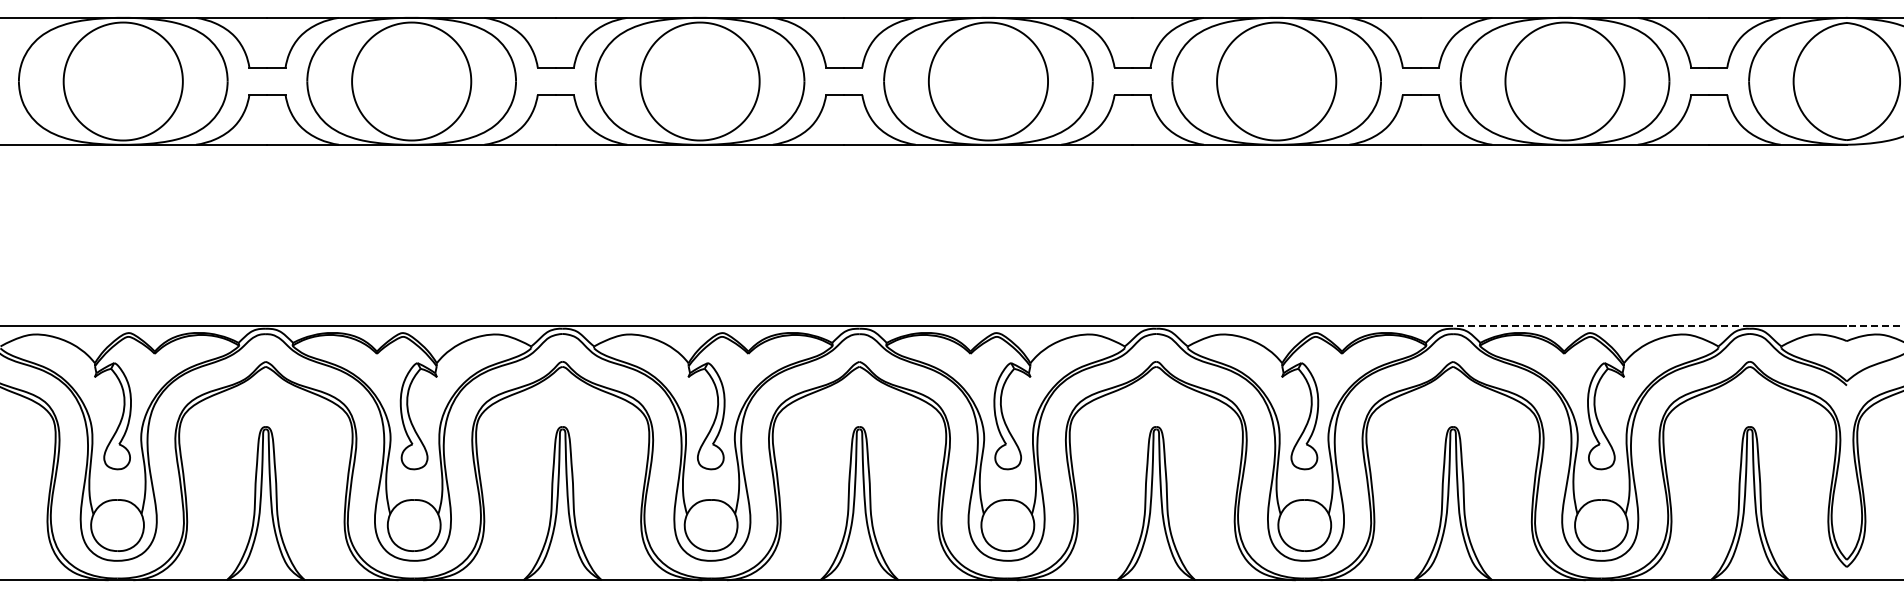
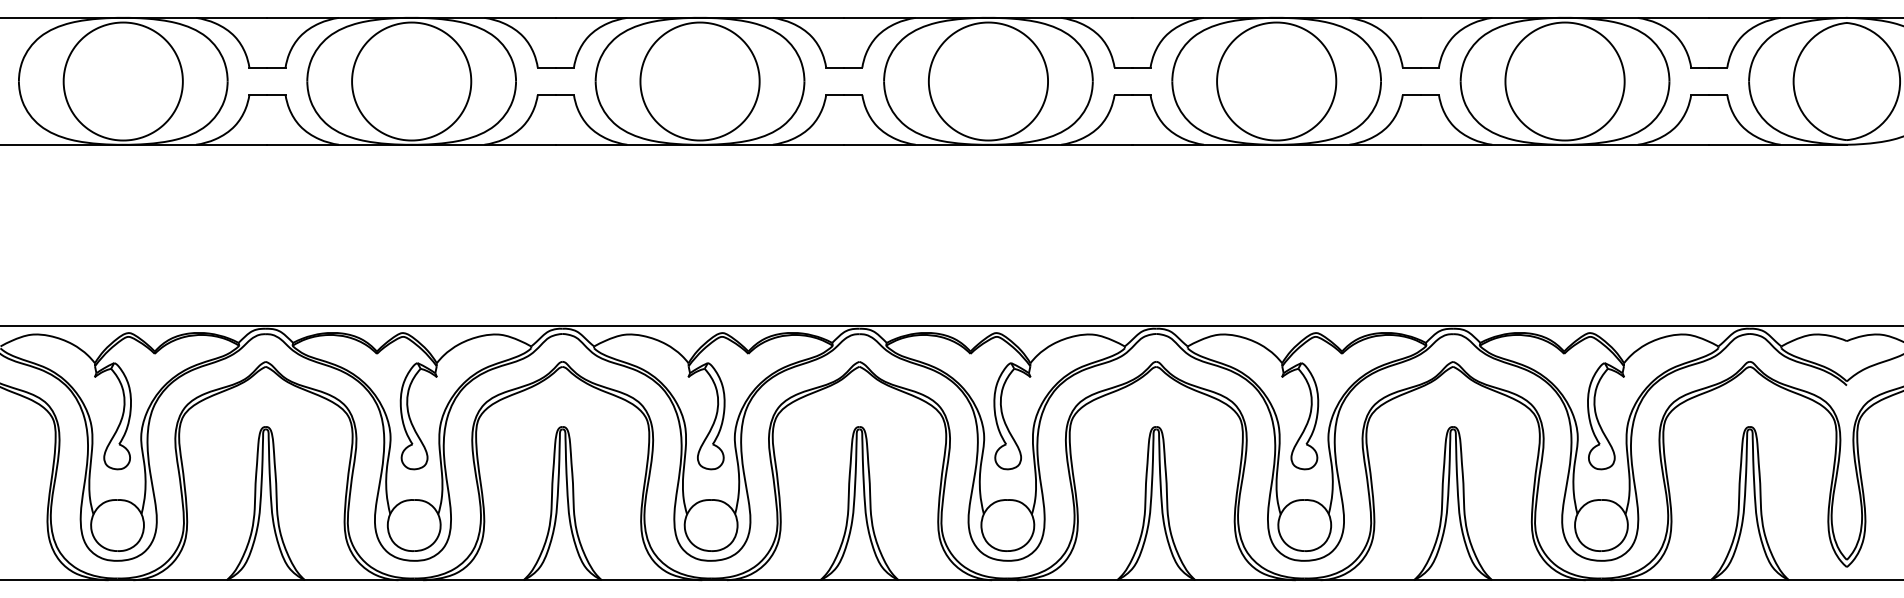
line: dashed -> solid (1601, 326)
line: dashed -> solid (1874, 326)
